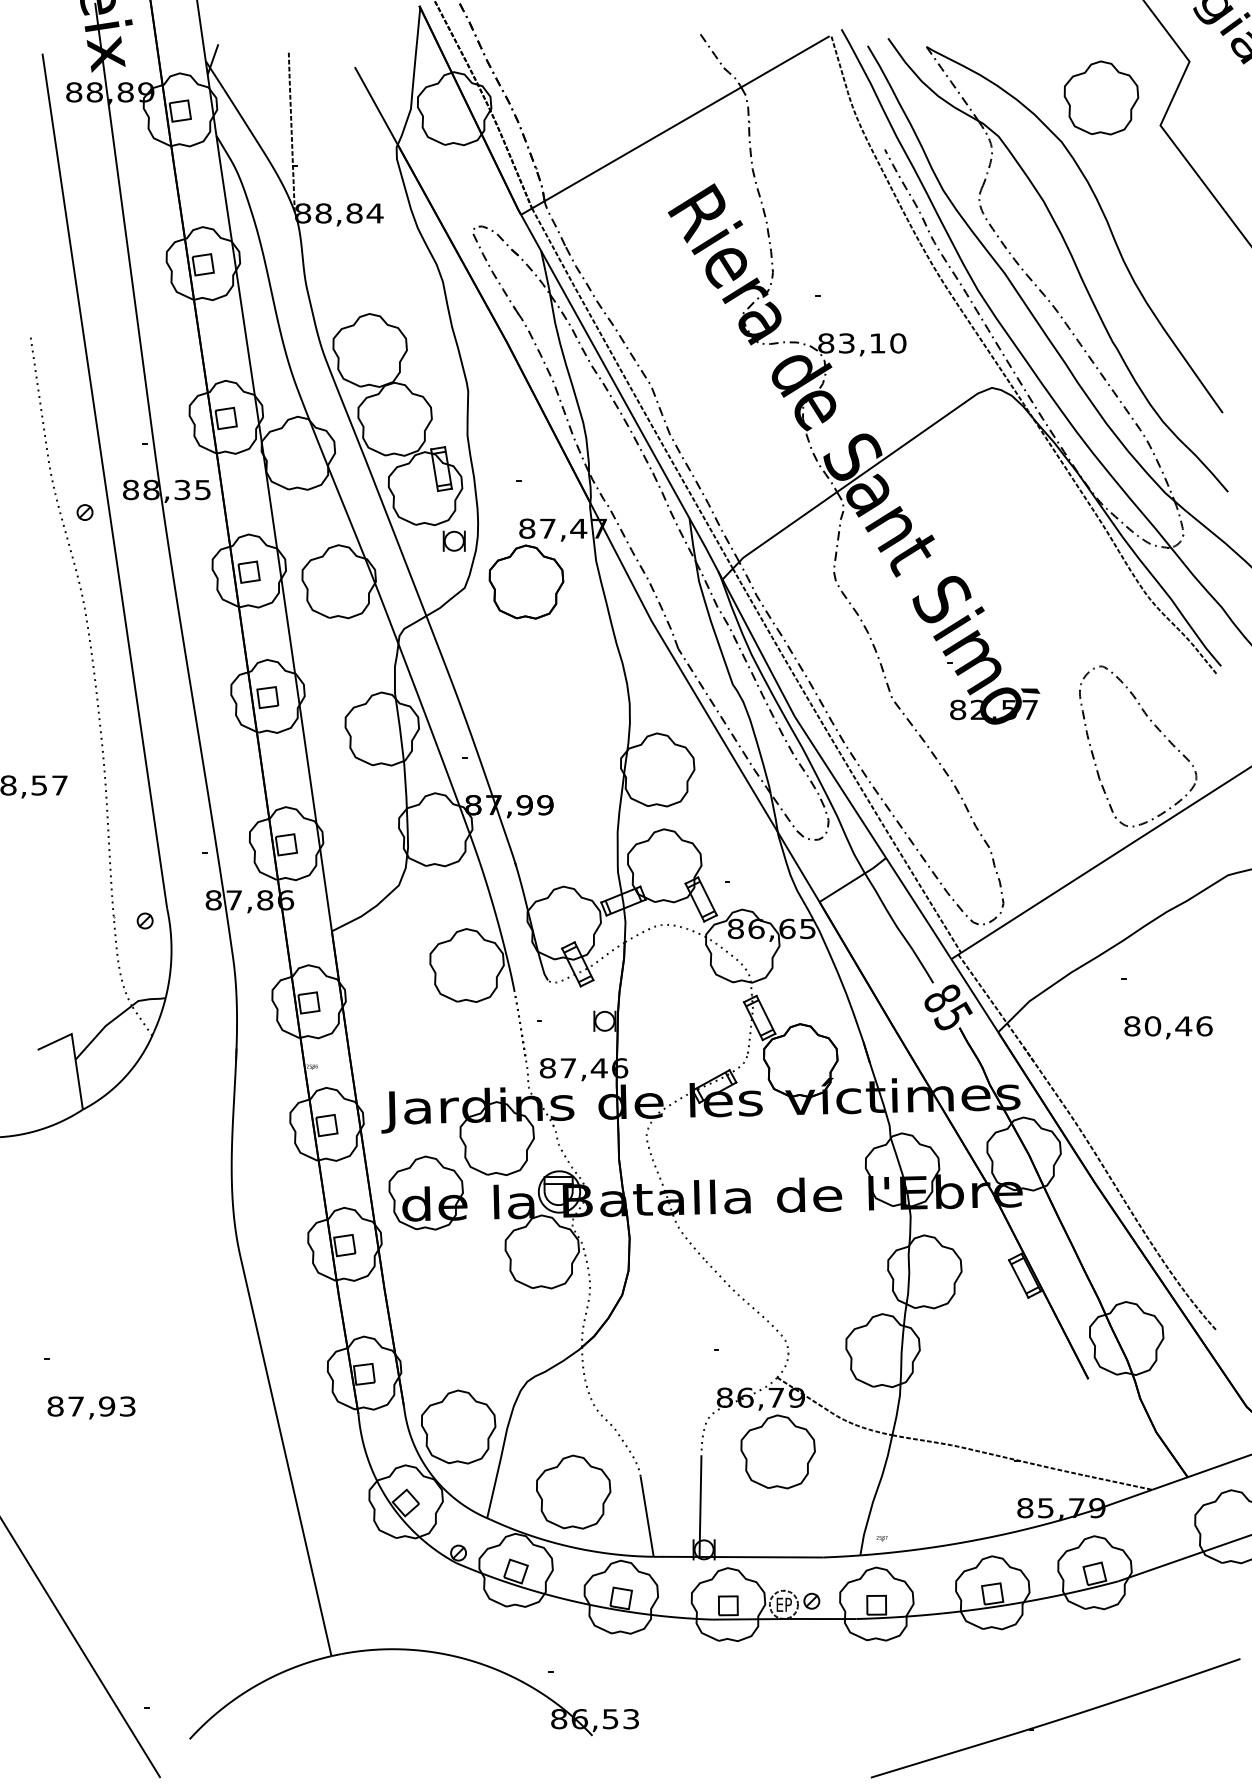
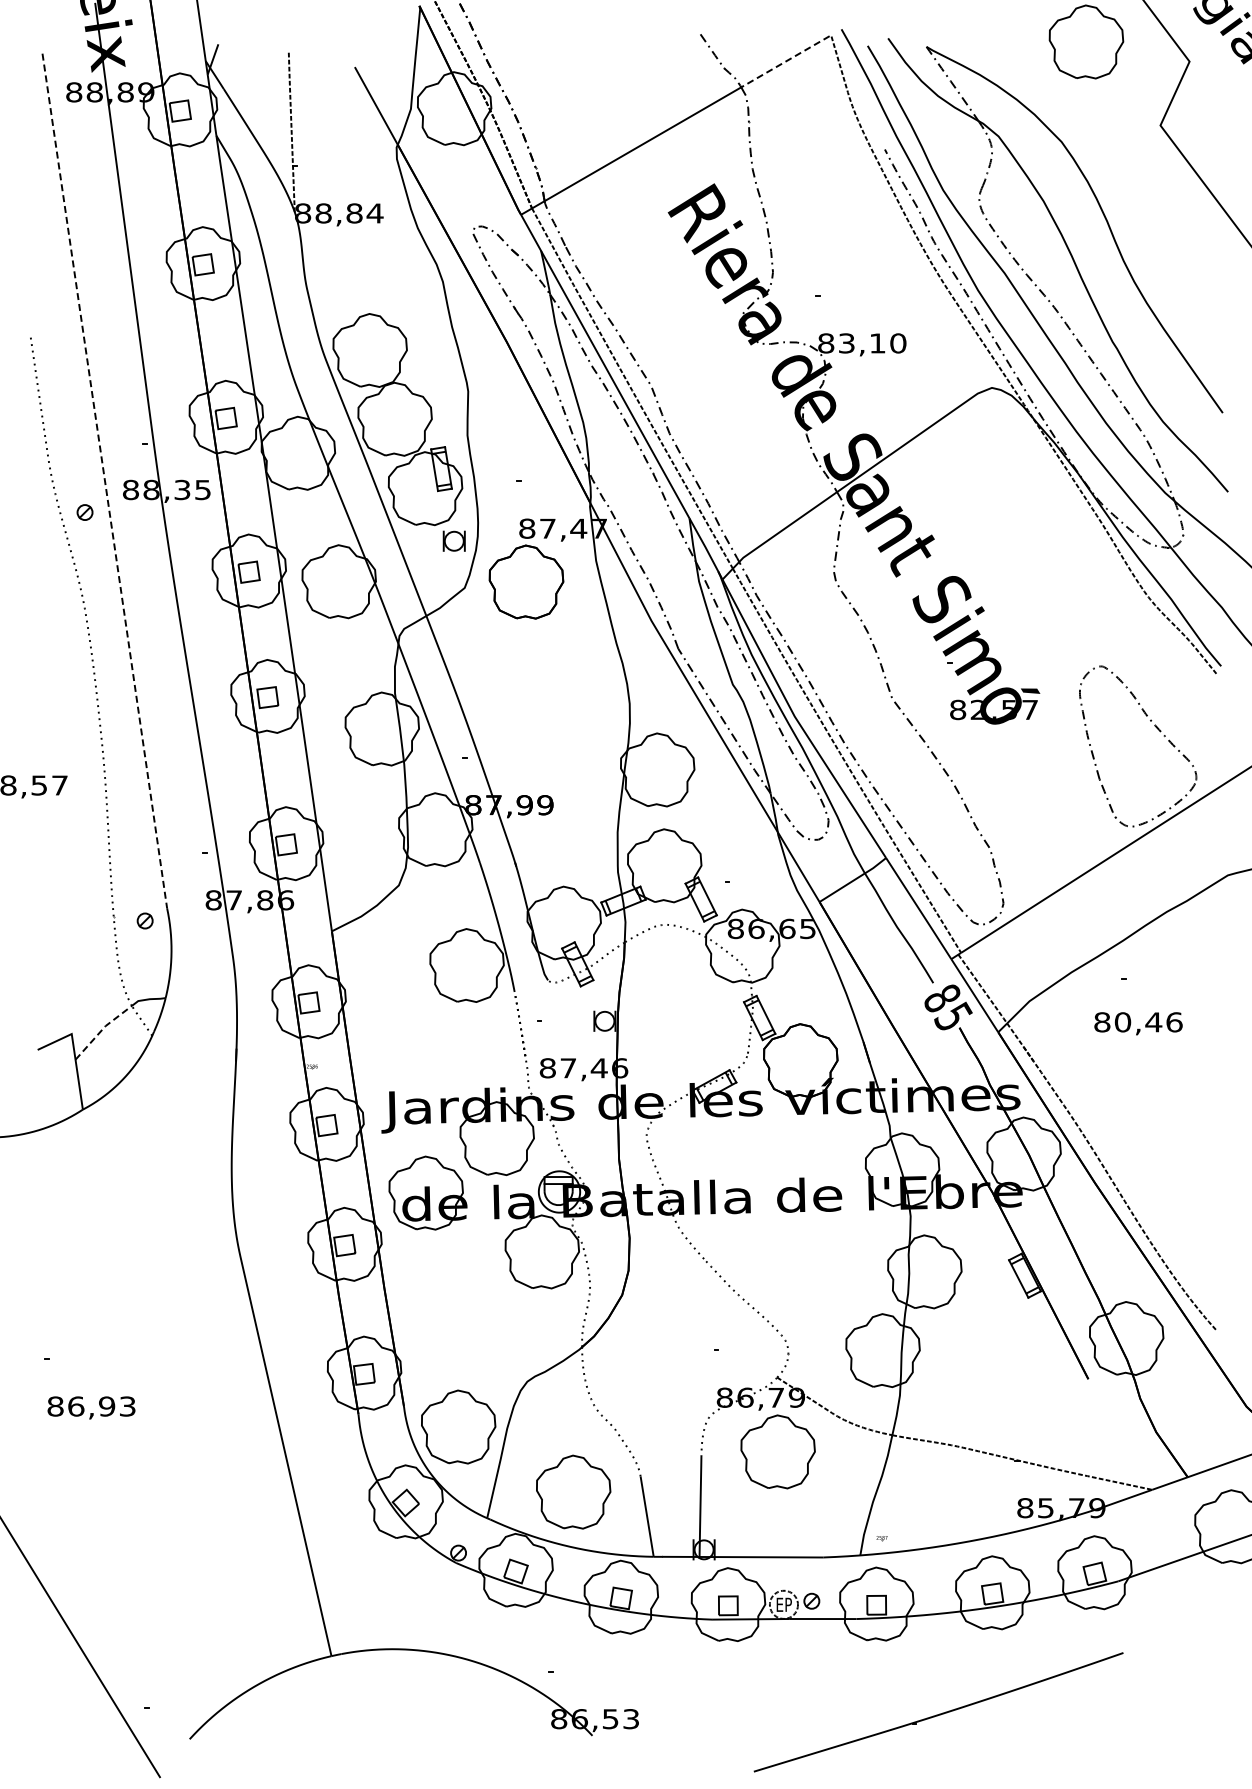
line: solid -> dashed (785, 62)
part position: (1101, 97) -> (1086, 41) (1086, 41)
line: solid -> dashed (105, 481)
text position: (1168, 1027) -> (1138, 1023) (1138, 1023)
line: solid -> dashed (102, 1029)
text: 87,93 -> 86,93 (76, 1406)
part position: (1055, 1718) -> (938, 1712) (938, 1712)
